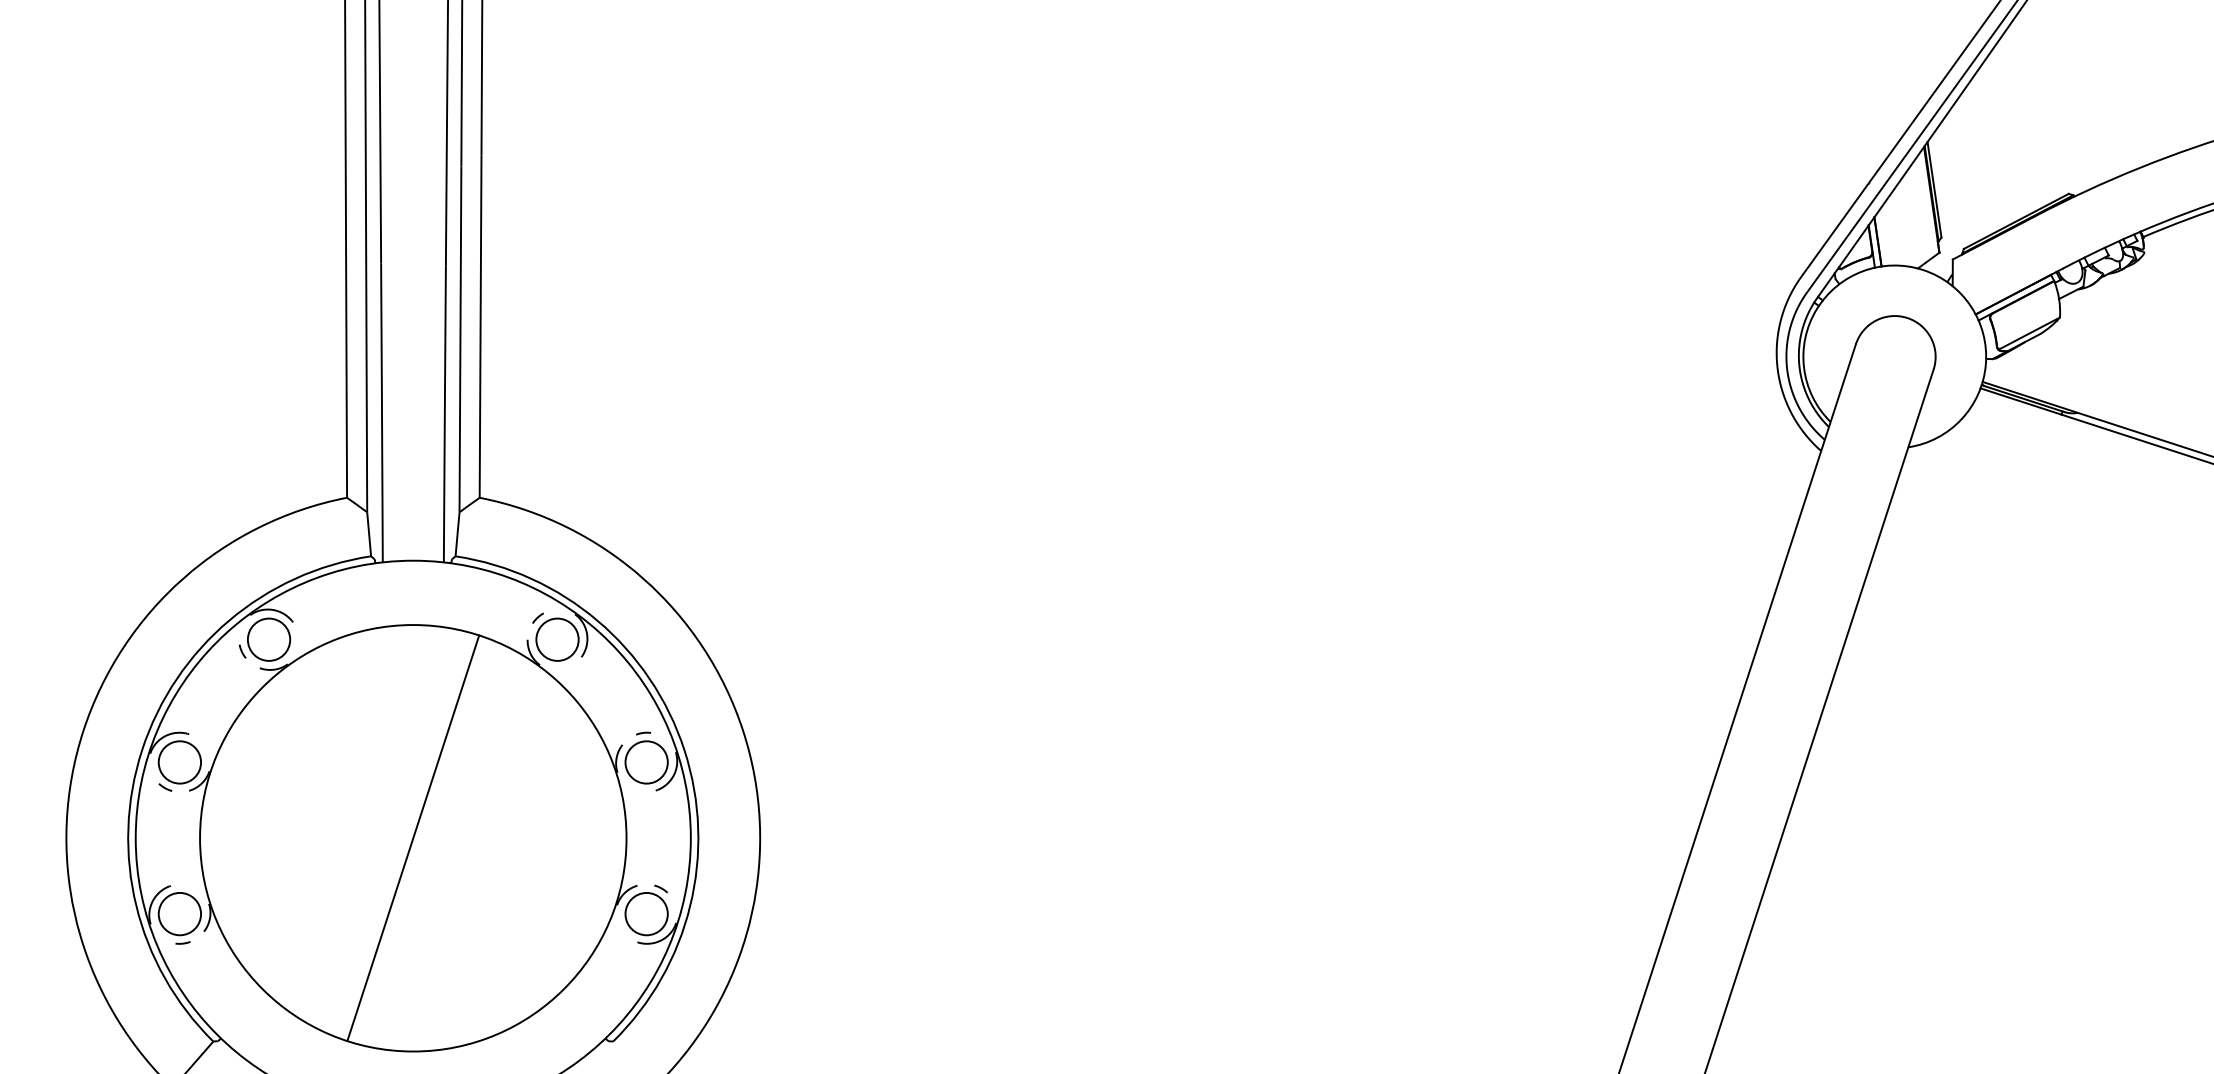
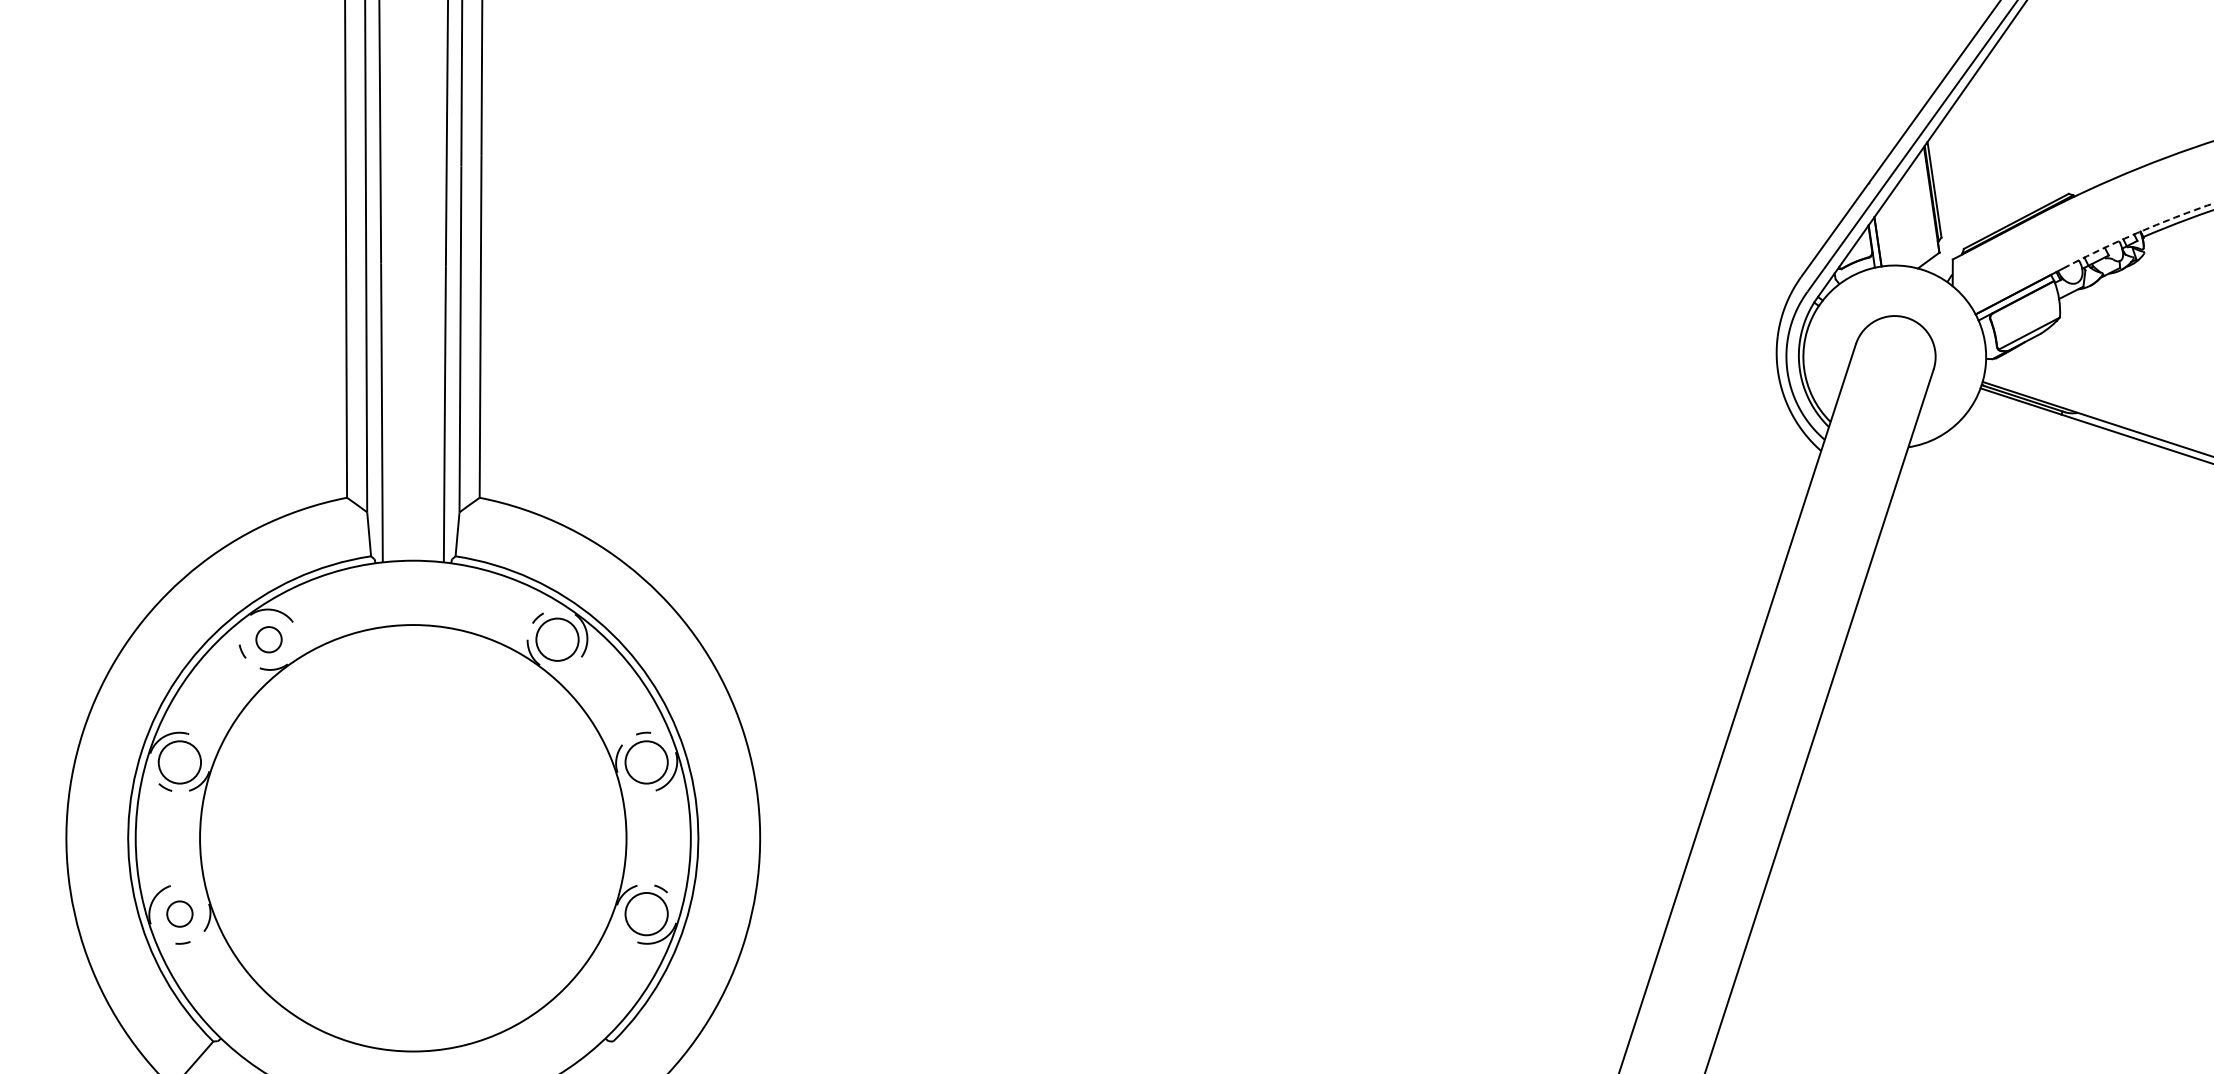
arc: solid -> dashed (2137, 233)
circle diameter: 42 px -> 25 px (268, 639)
line: present -> none (413, 838)
circle diameter: 42 px -> 25 px (179, 913)
